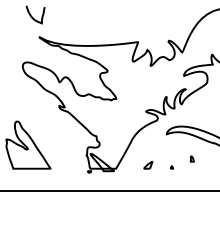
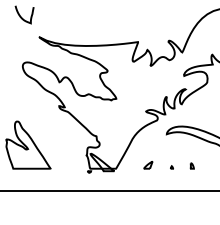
curve position: (32, 16) -> (21, 16) (21, 16)
part position: (191, 158) -> (191, 165) (191, 165)
